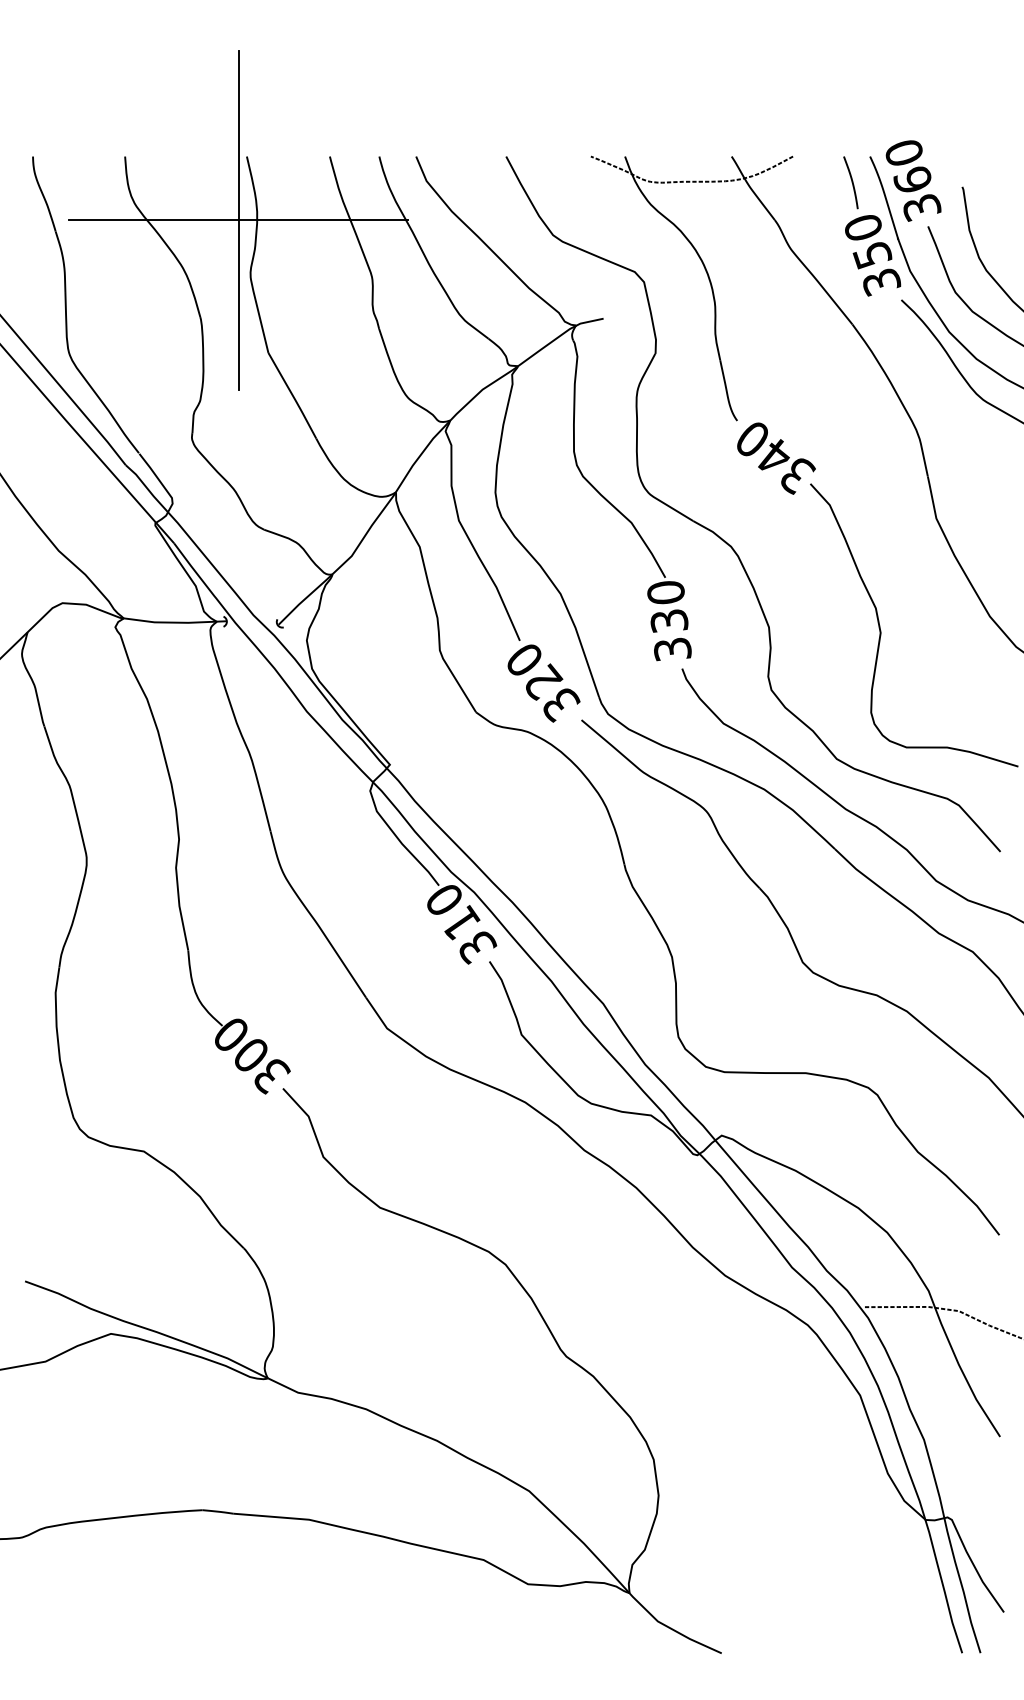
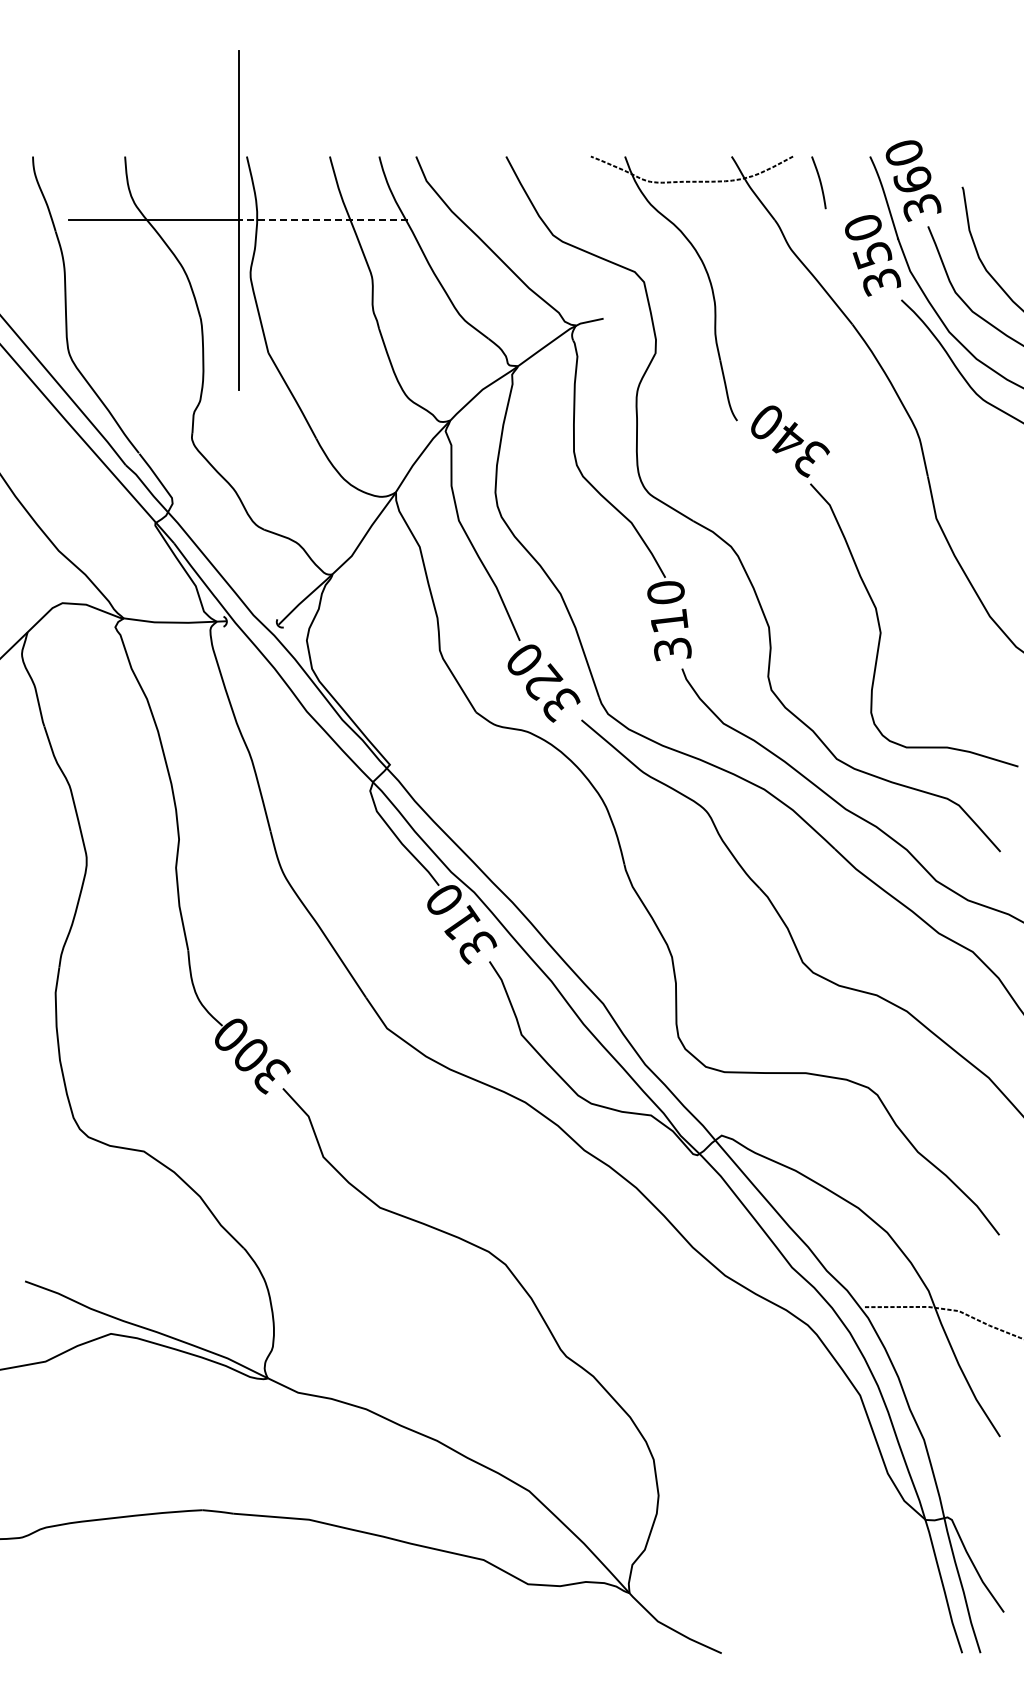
curve position: (851, 182) -> (819, 182) (819, 182)
line: solid -> dashed (323, 220)
text position: (776, 458) -> (790, 441) (790, 441)
text: 330 -> 310 (669, 620)
